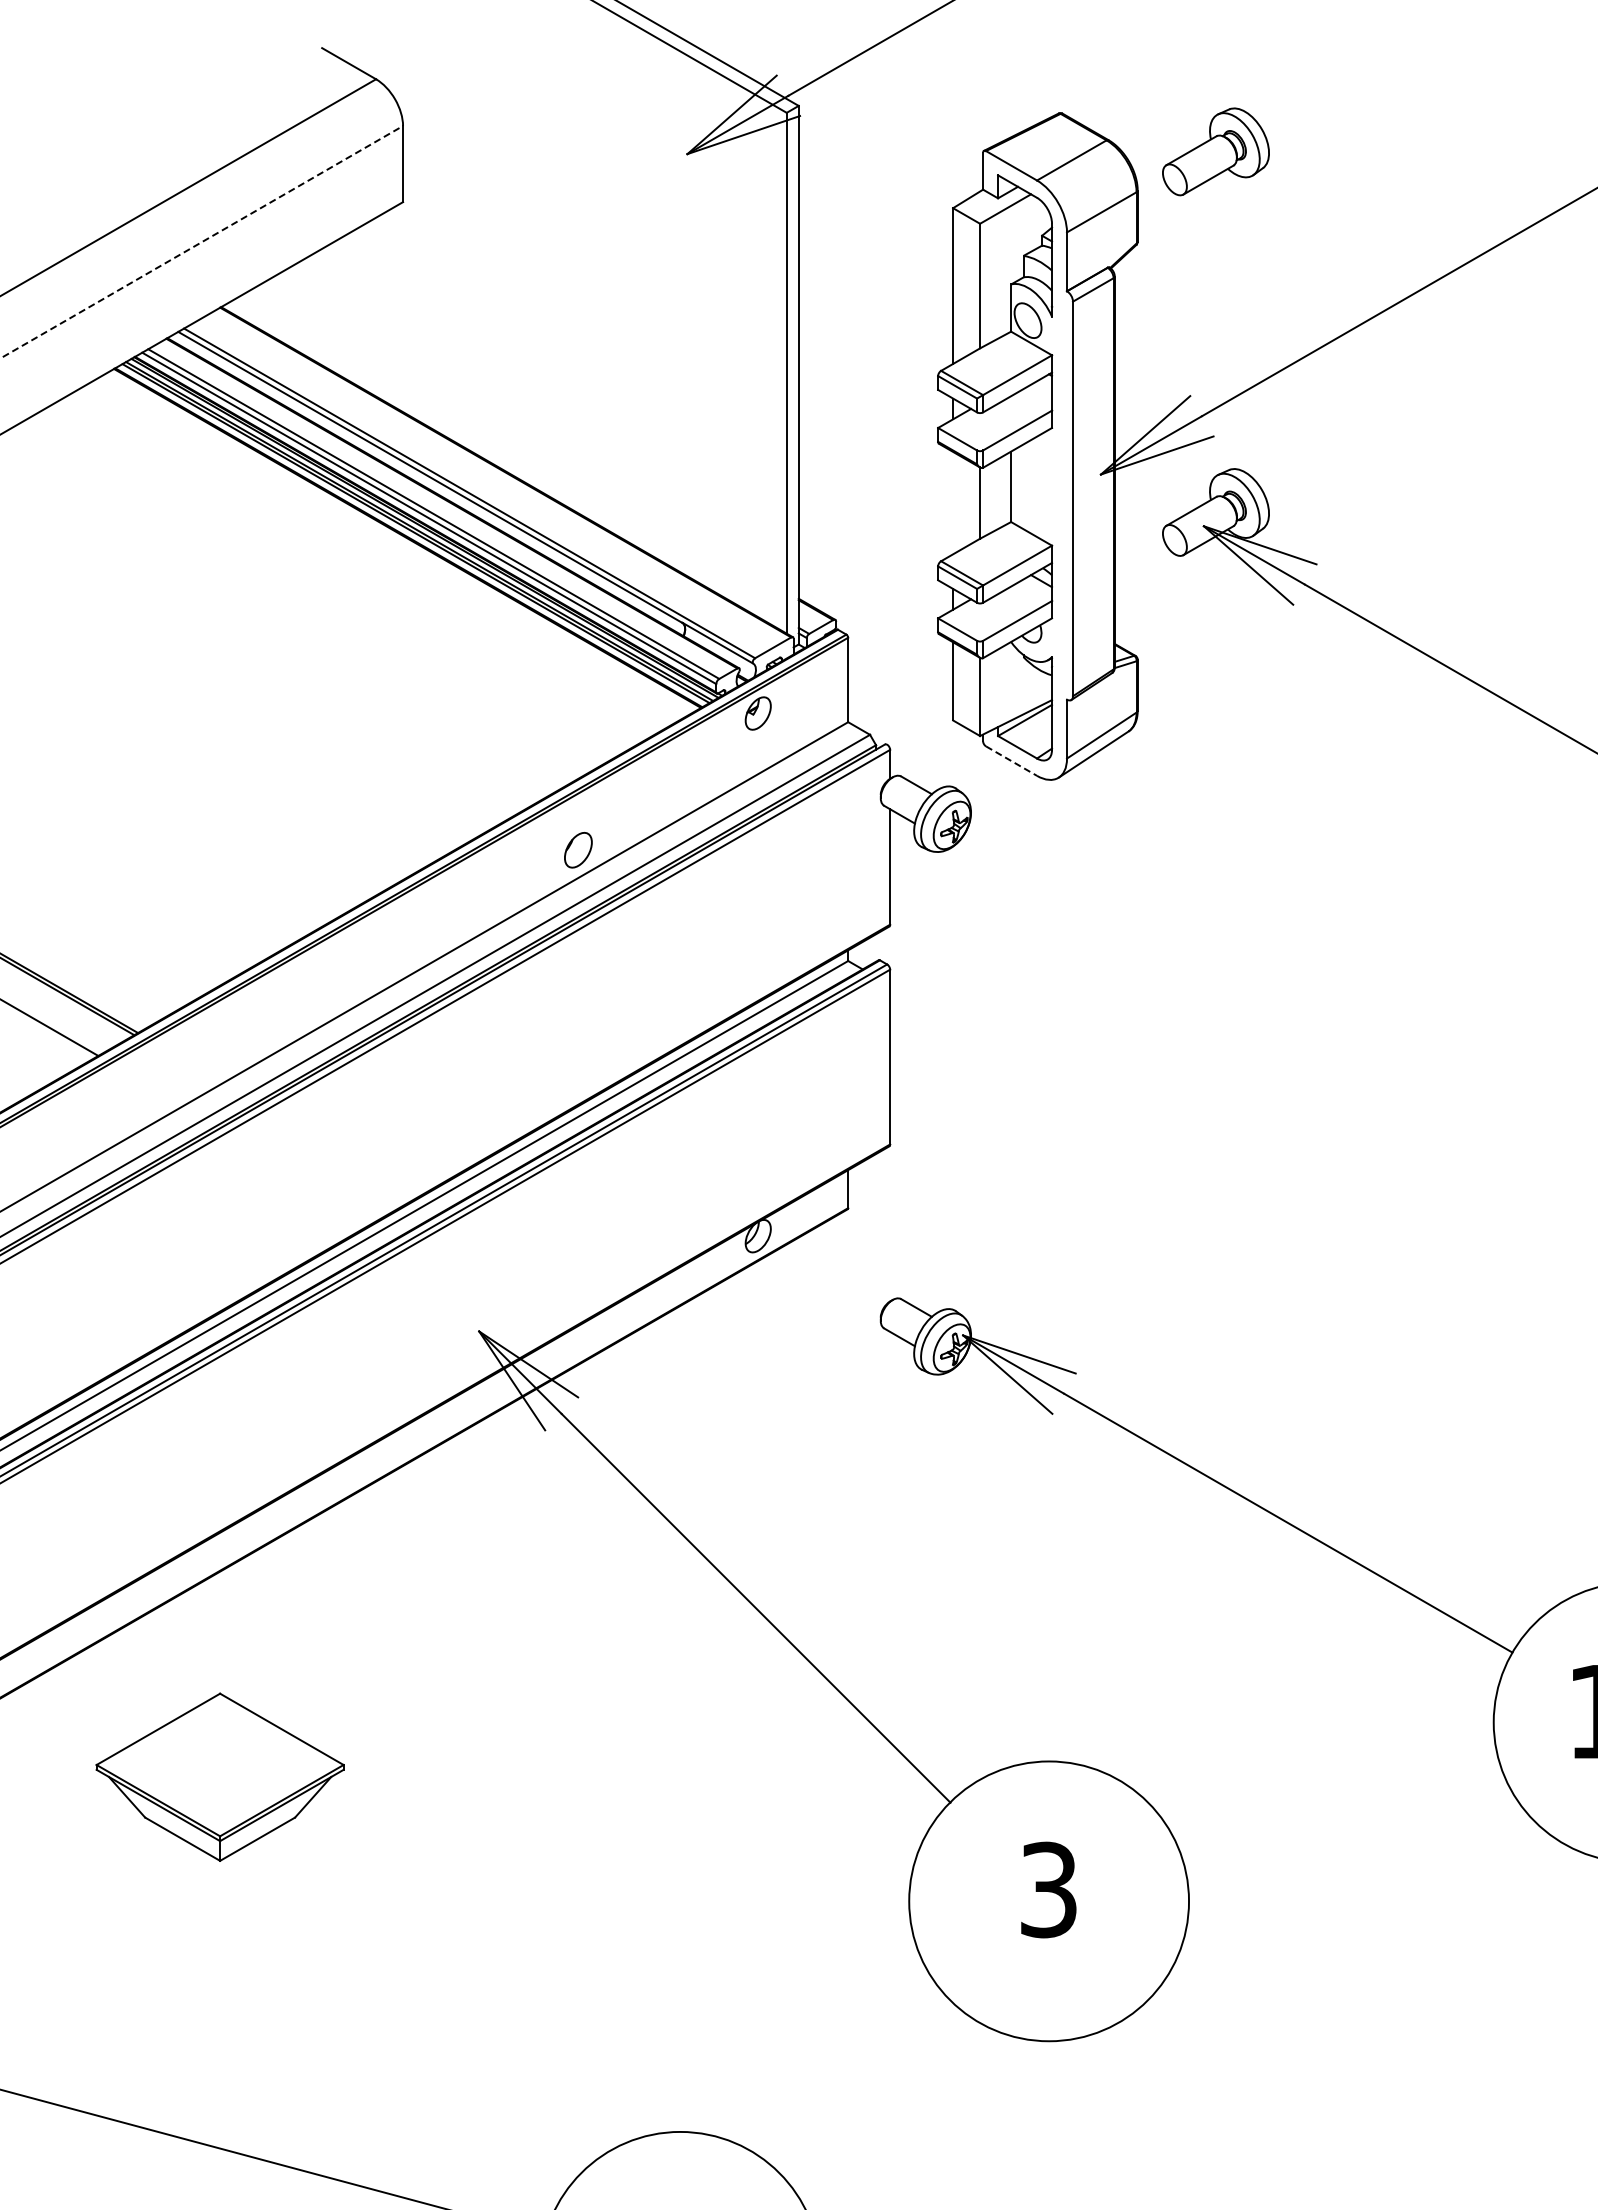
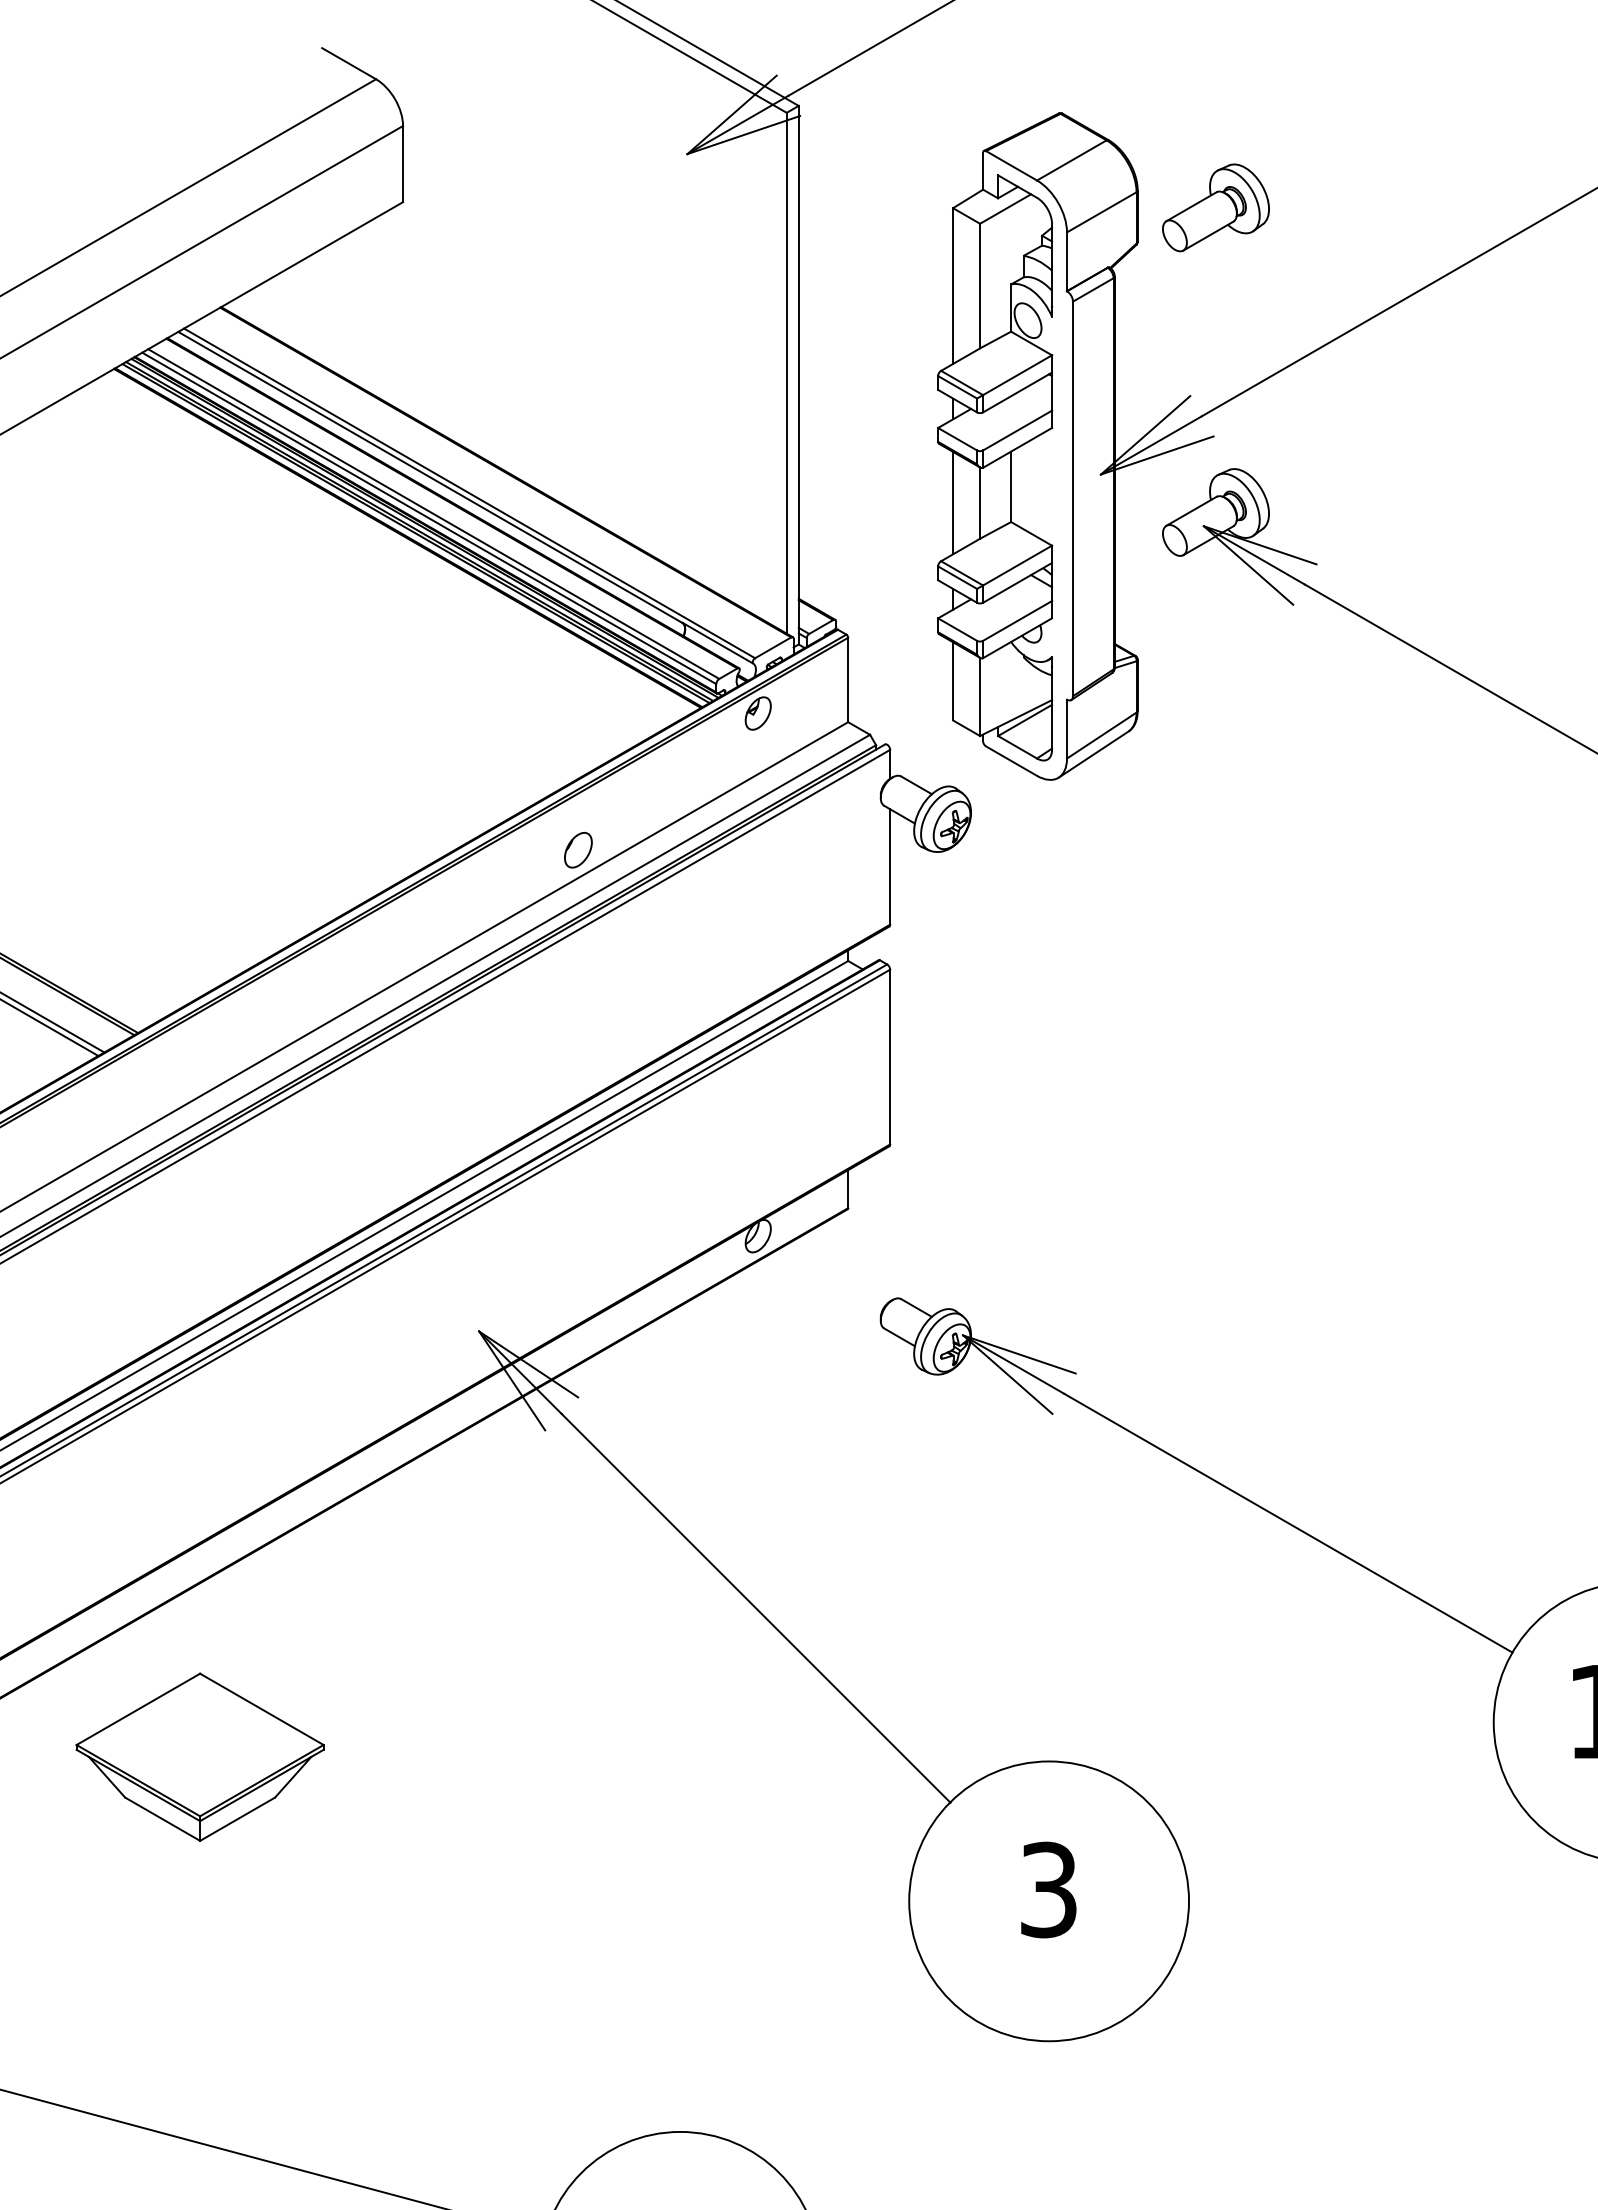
part position: (1215, 151) -> (1215, 207) (1215, 207)
line: dashed -> solid (202, 241)
line: none -> present (953, 502)
line: dashed -> solid (1012, 761)
line: none -> present (53, 1022)
part position: (219, 1776) -> (199, 1756) (199, 1756)
